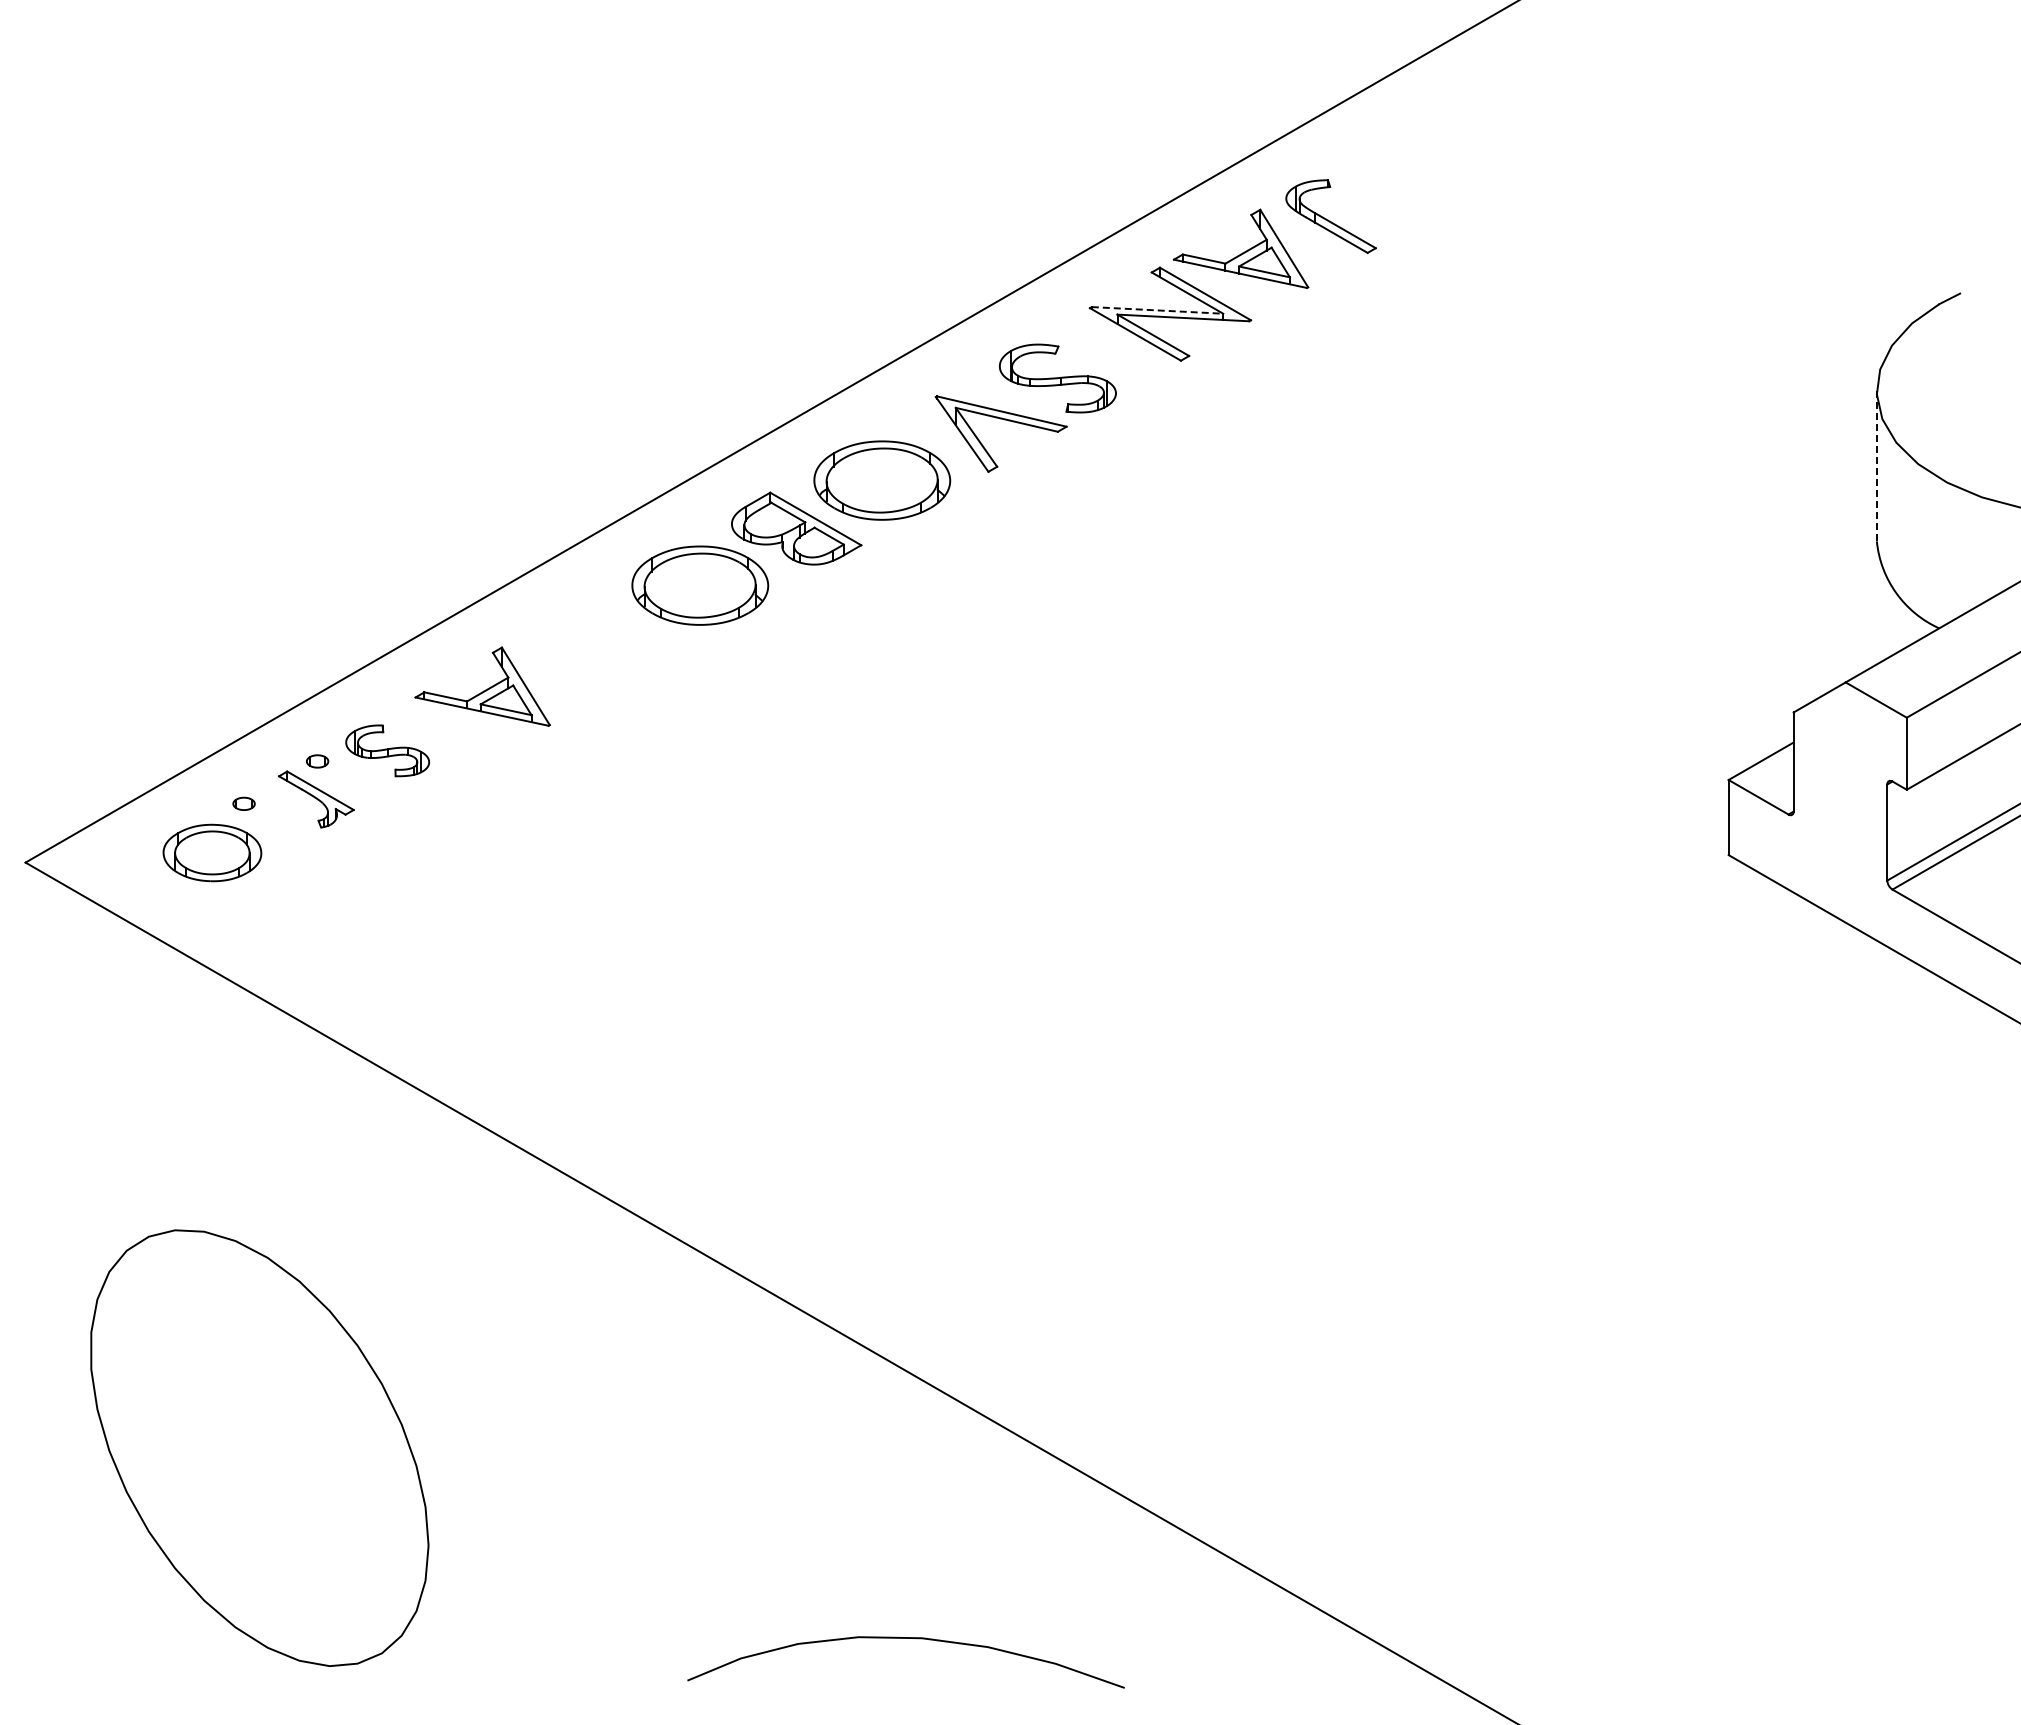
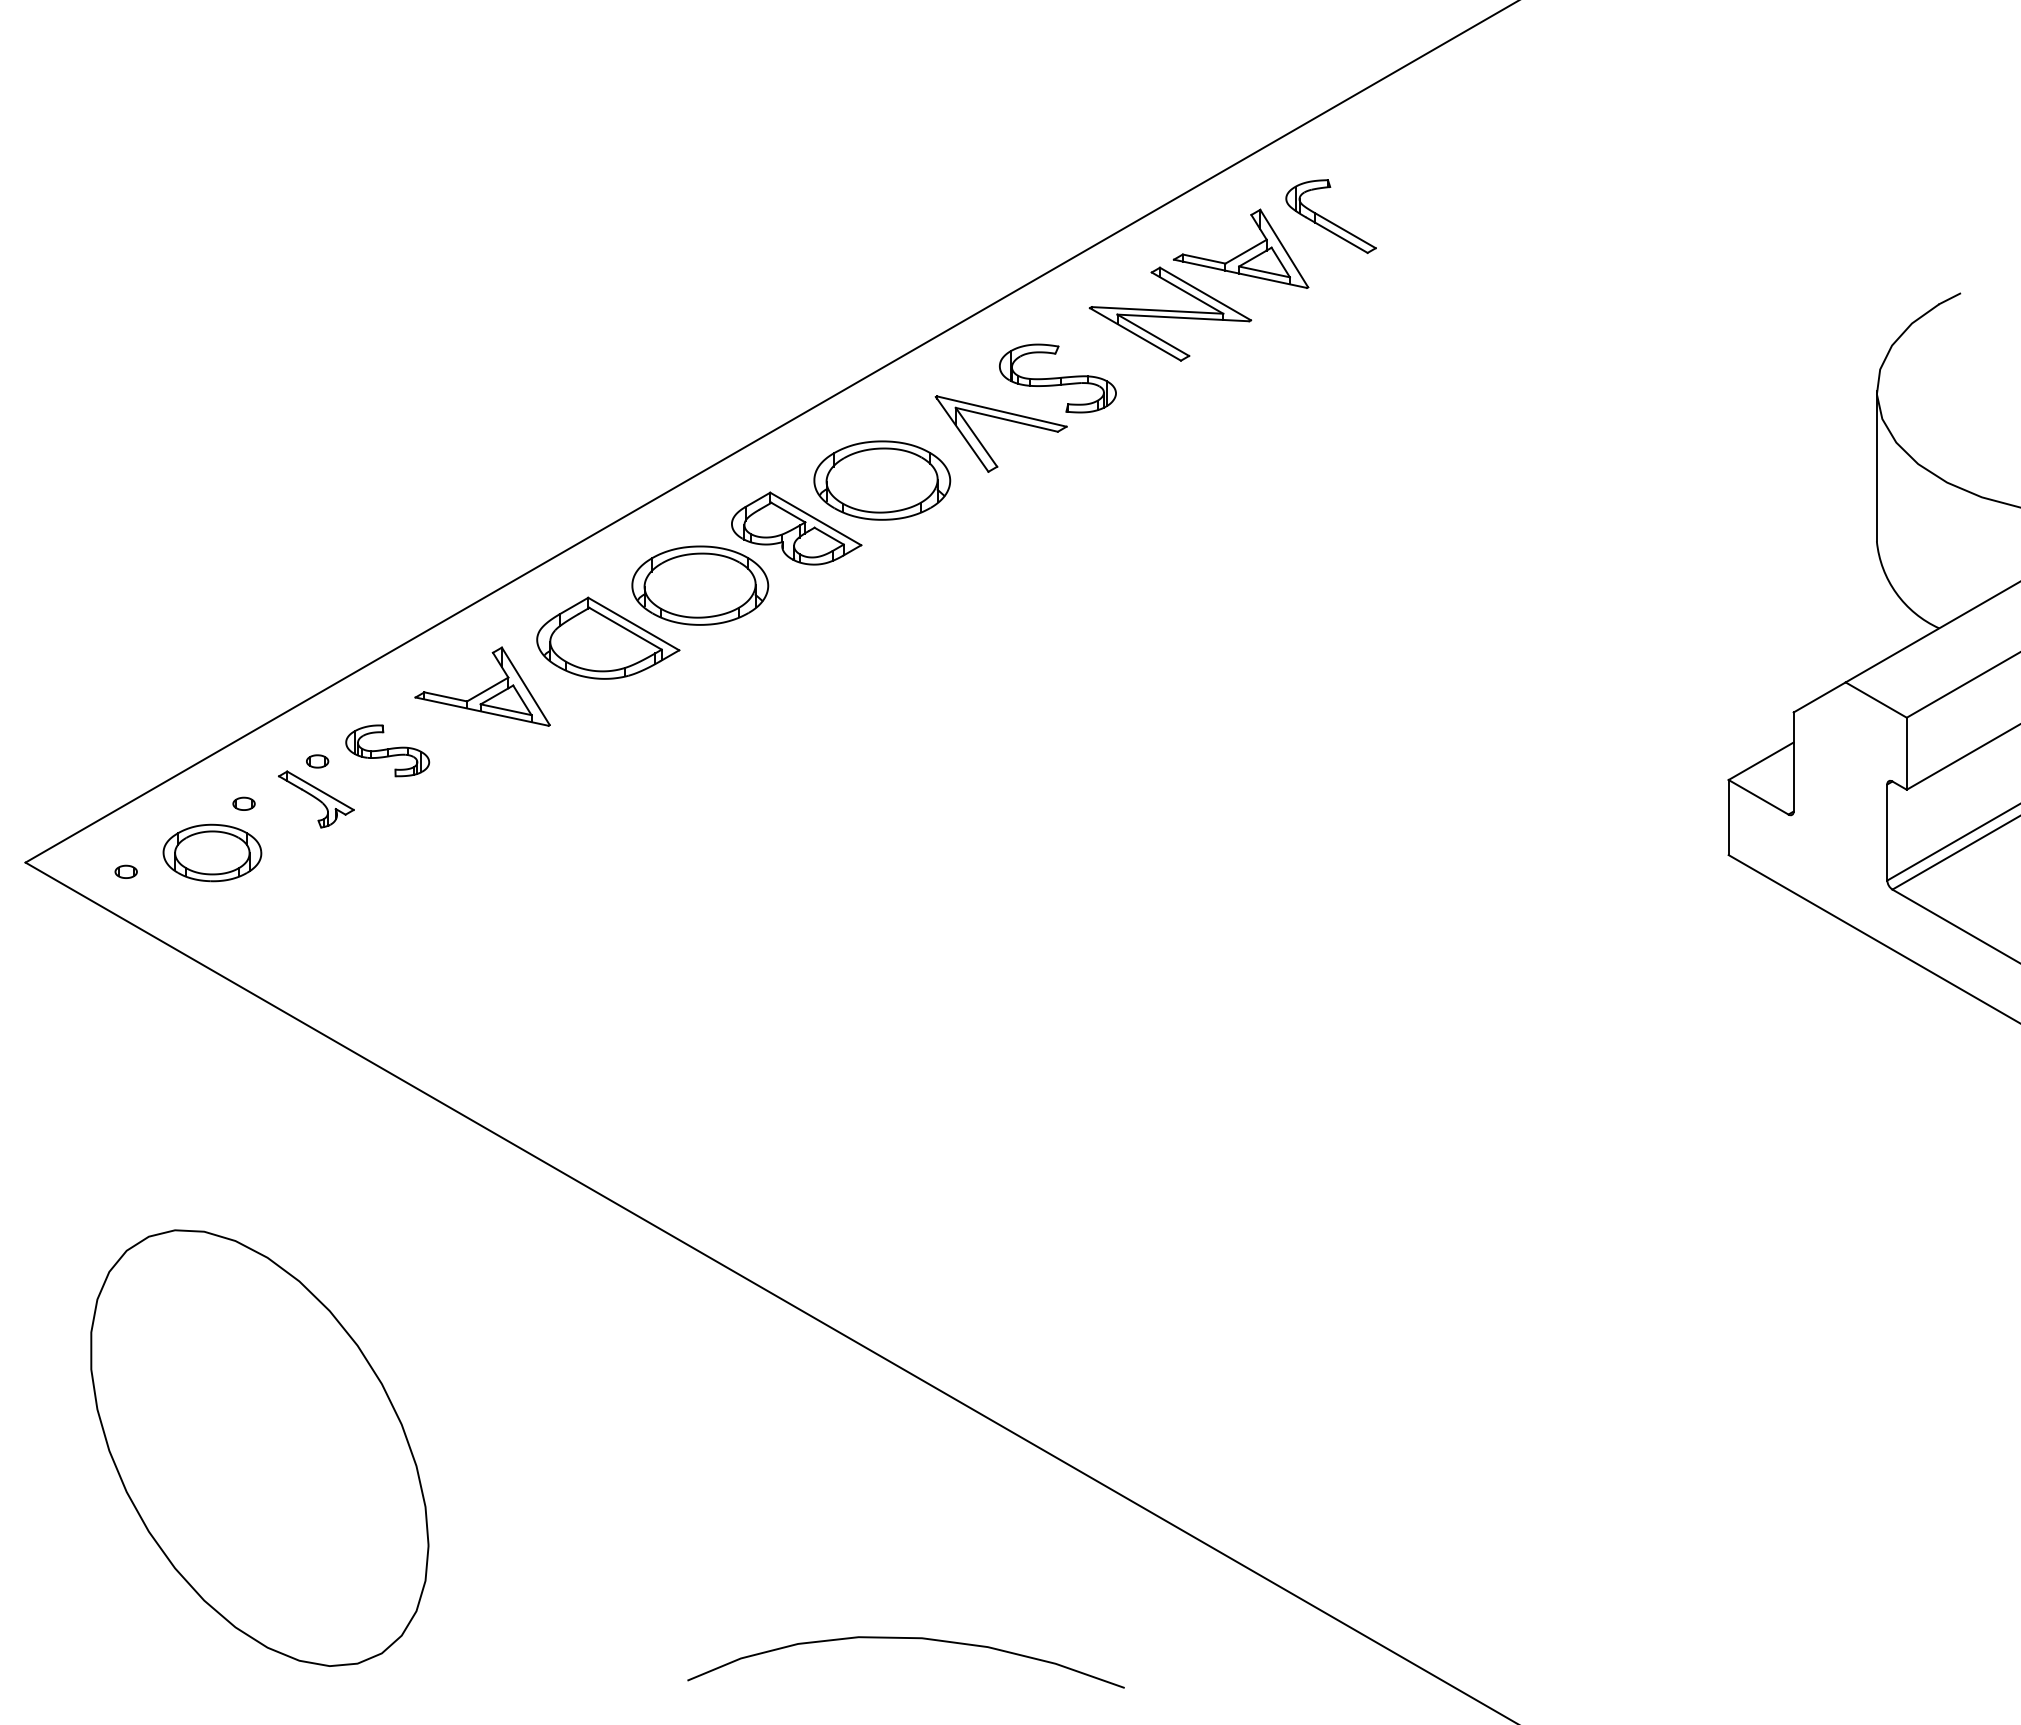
line: dashed -> solid (1157, 310)
line: dashed -> solid (1876, 466)
part: none -> present (608, 637)
part: none -> present (125, 871)
